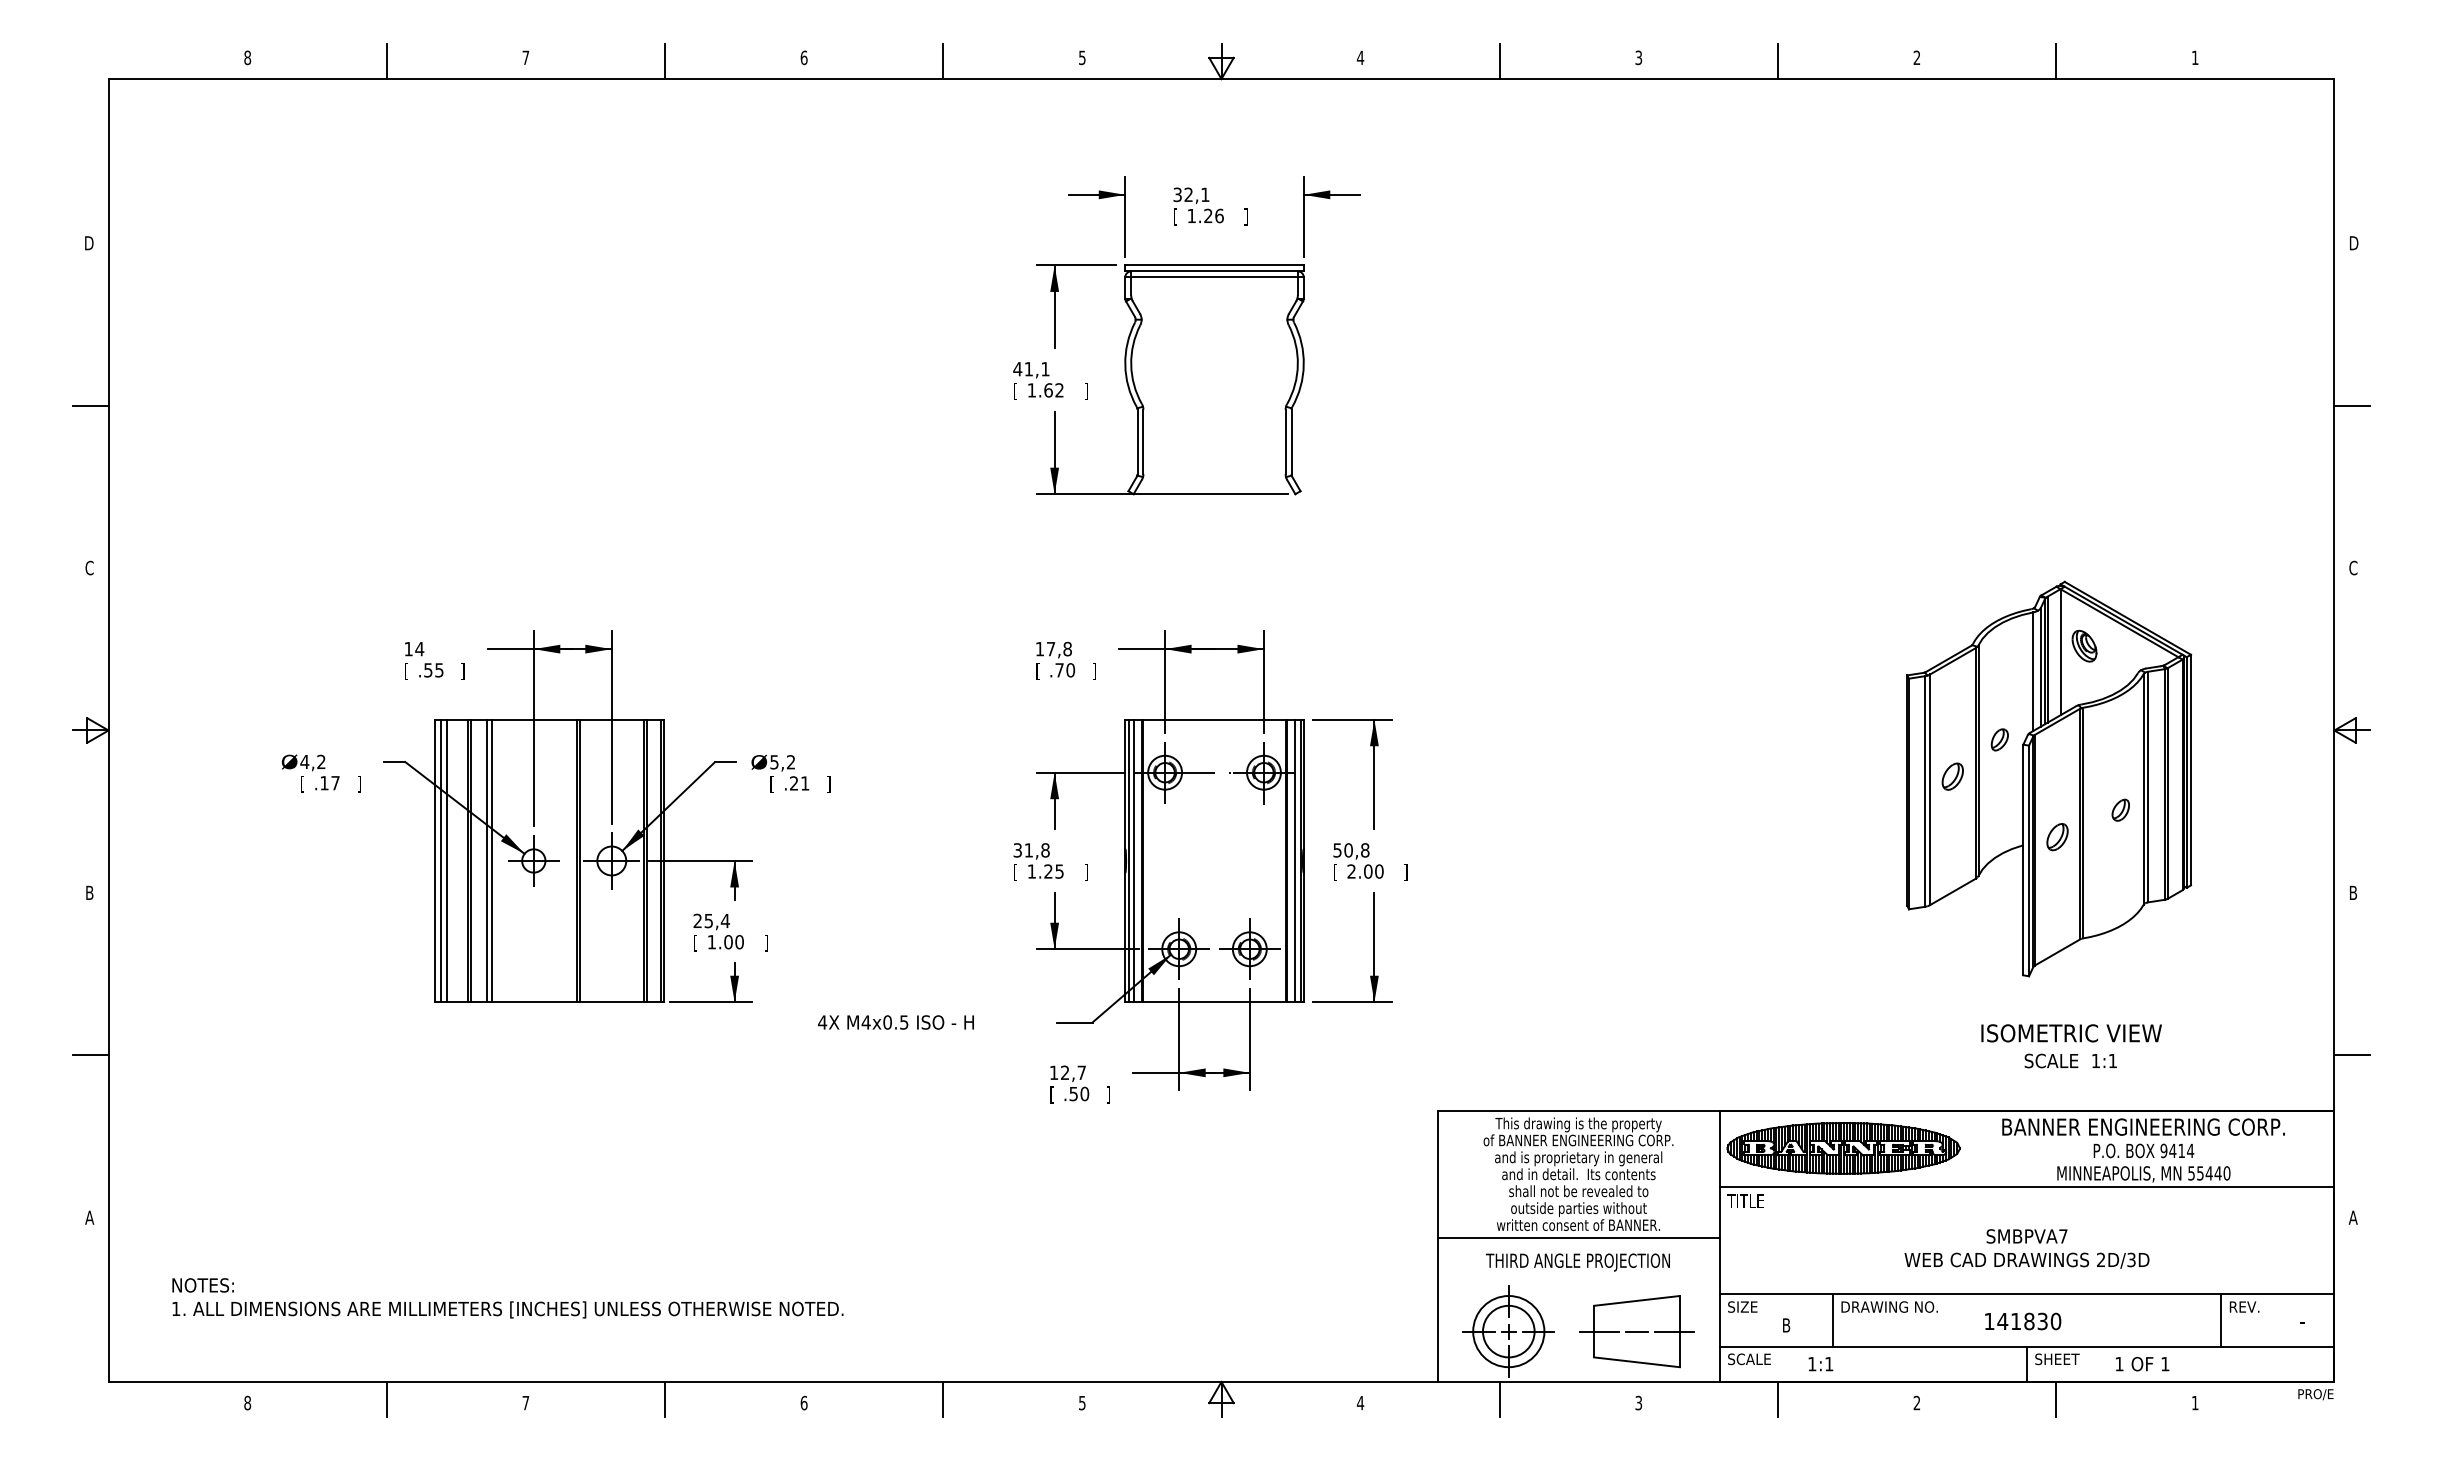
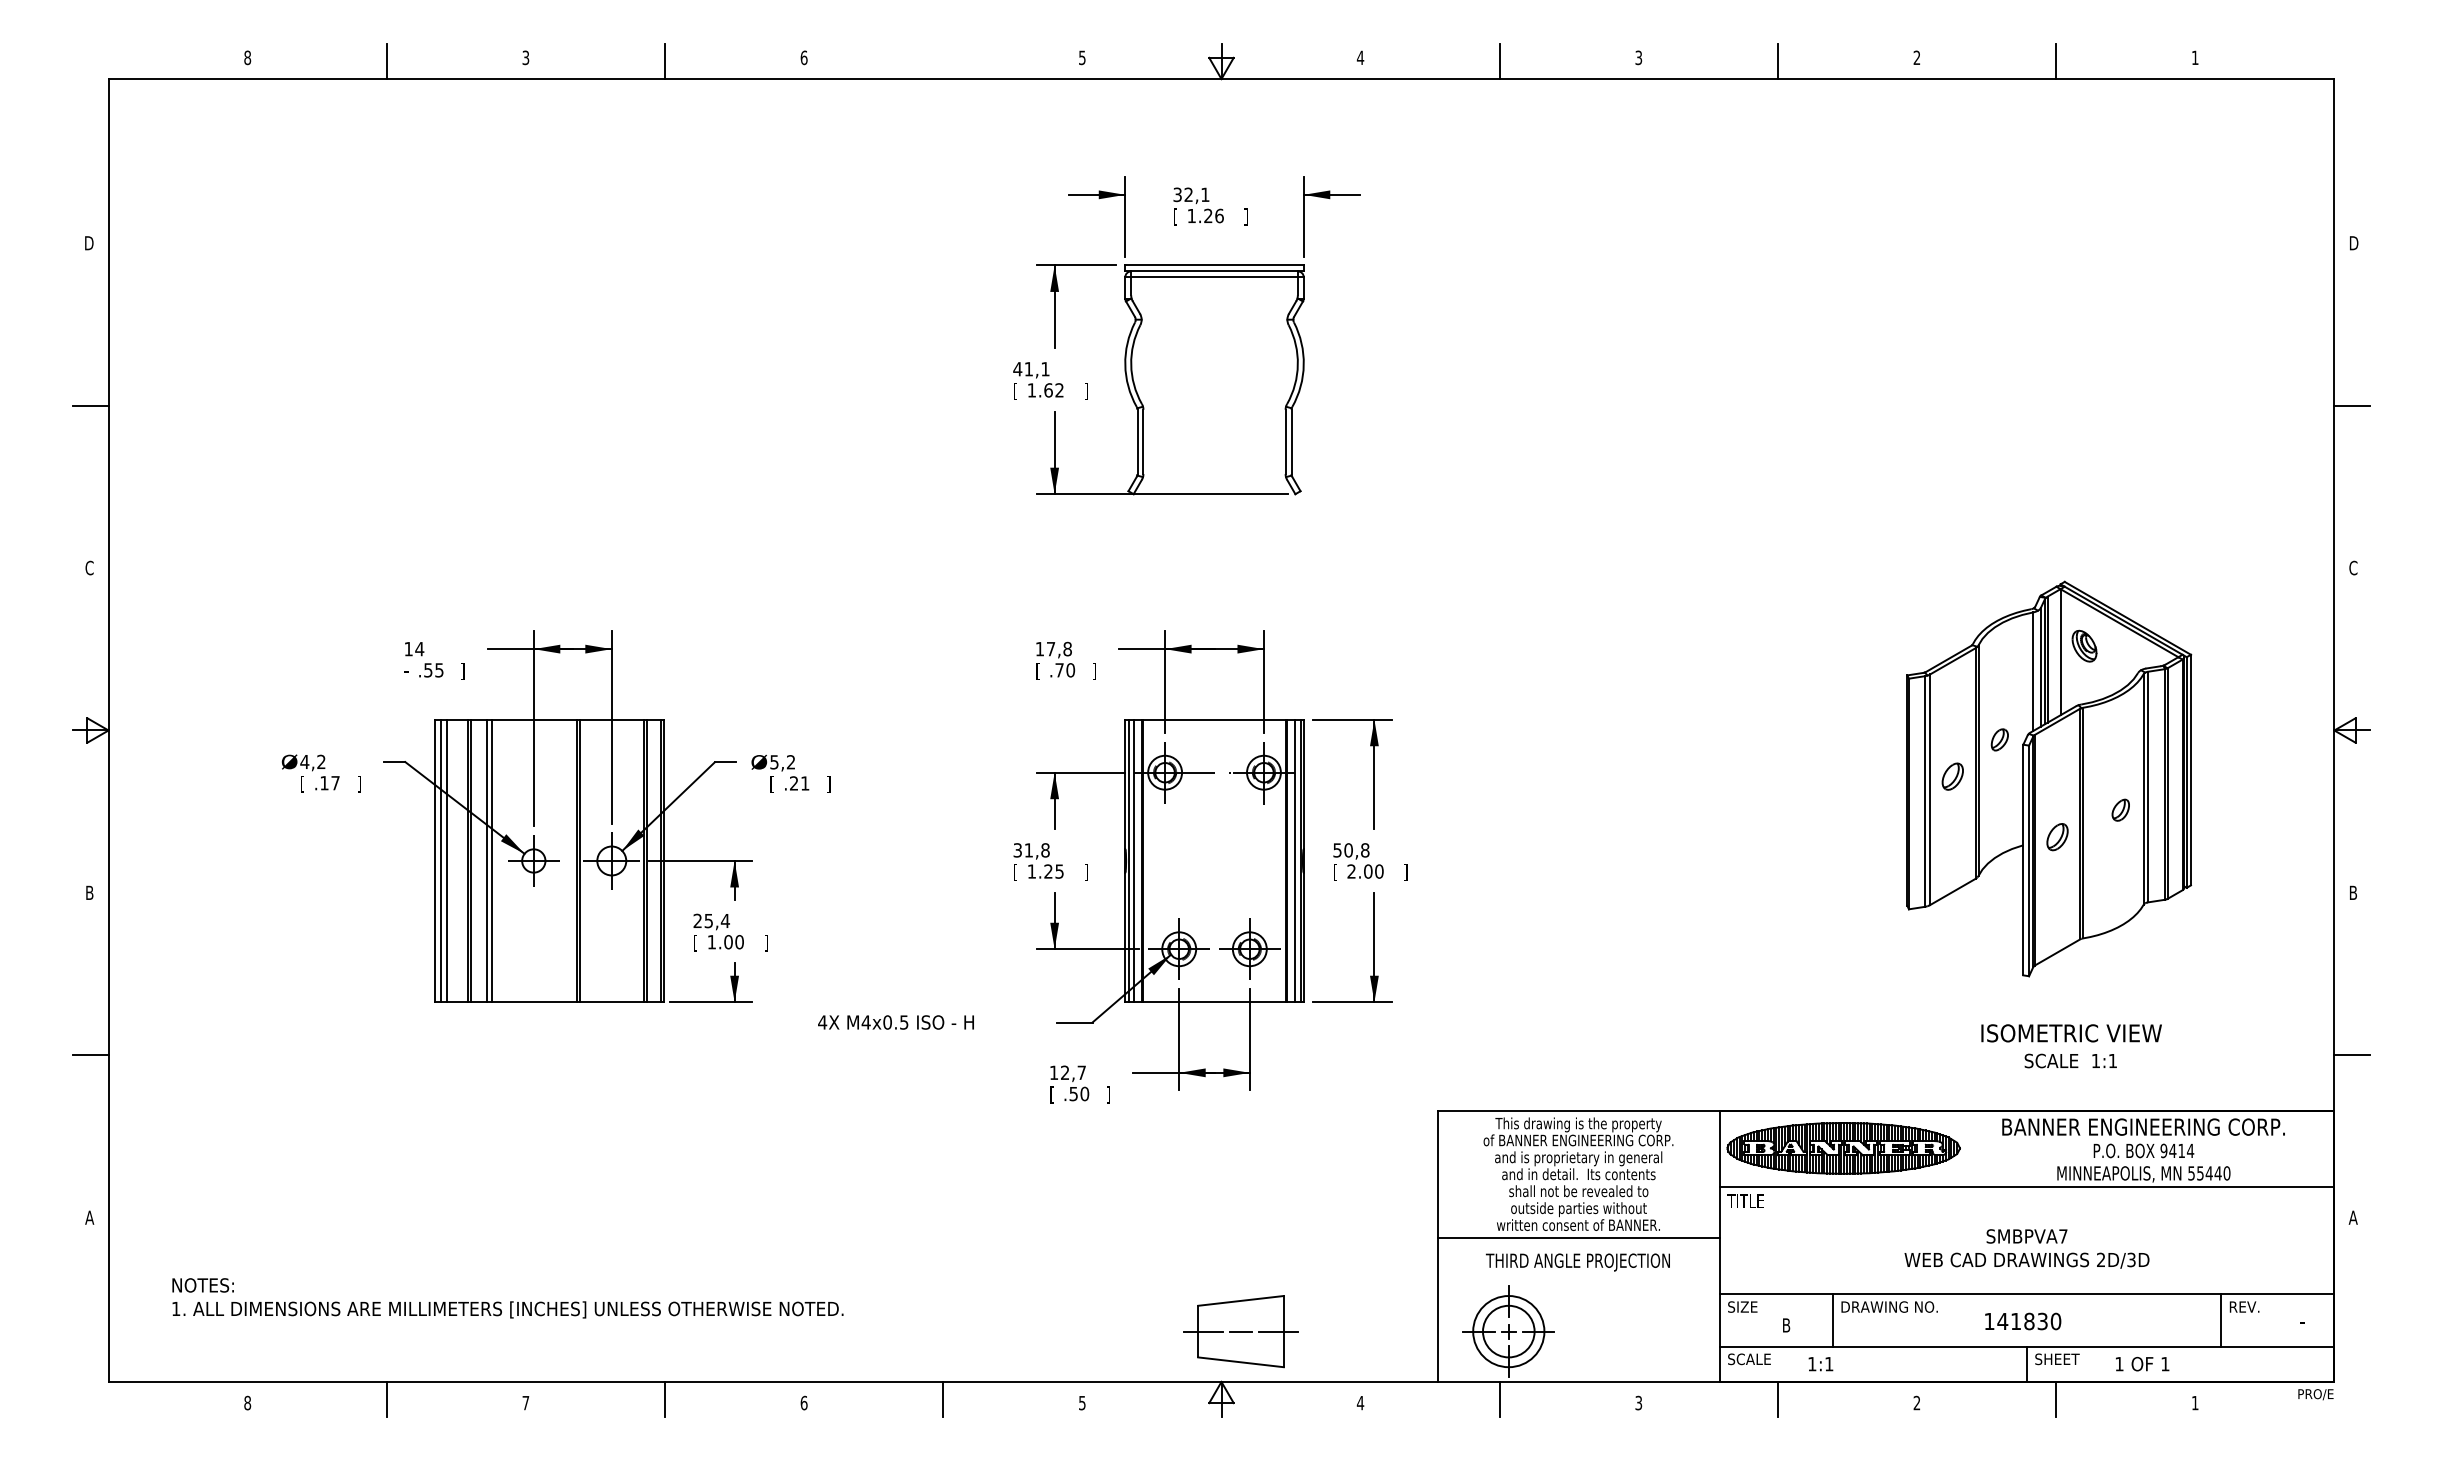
text: 7 -> 3 (525, 57)
line: present -> none (943, 61)
text: [ -> - (406, 671)
part position: (1636, 1331) -> (1240, 1331) (1240, 1331)
